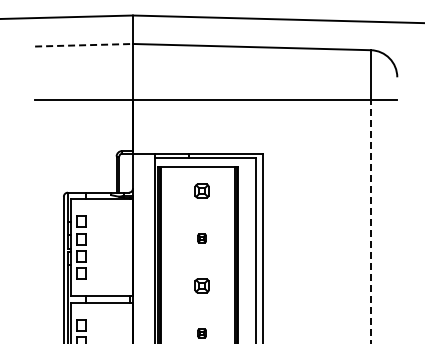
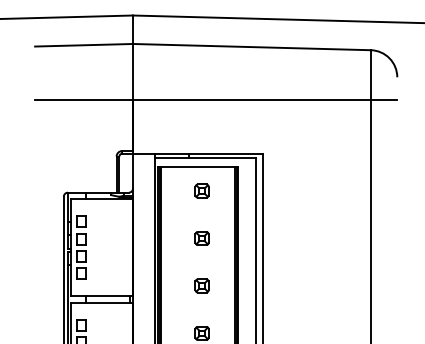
line: dashed -> solid (84, 45)
line: dashed -> solid (370, 221)
part size: 10x11 px -> 16x15 px (201, 238)
part size: 10x11 px -> 16x15 px (201, 333)
